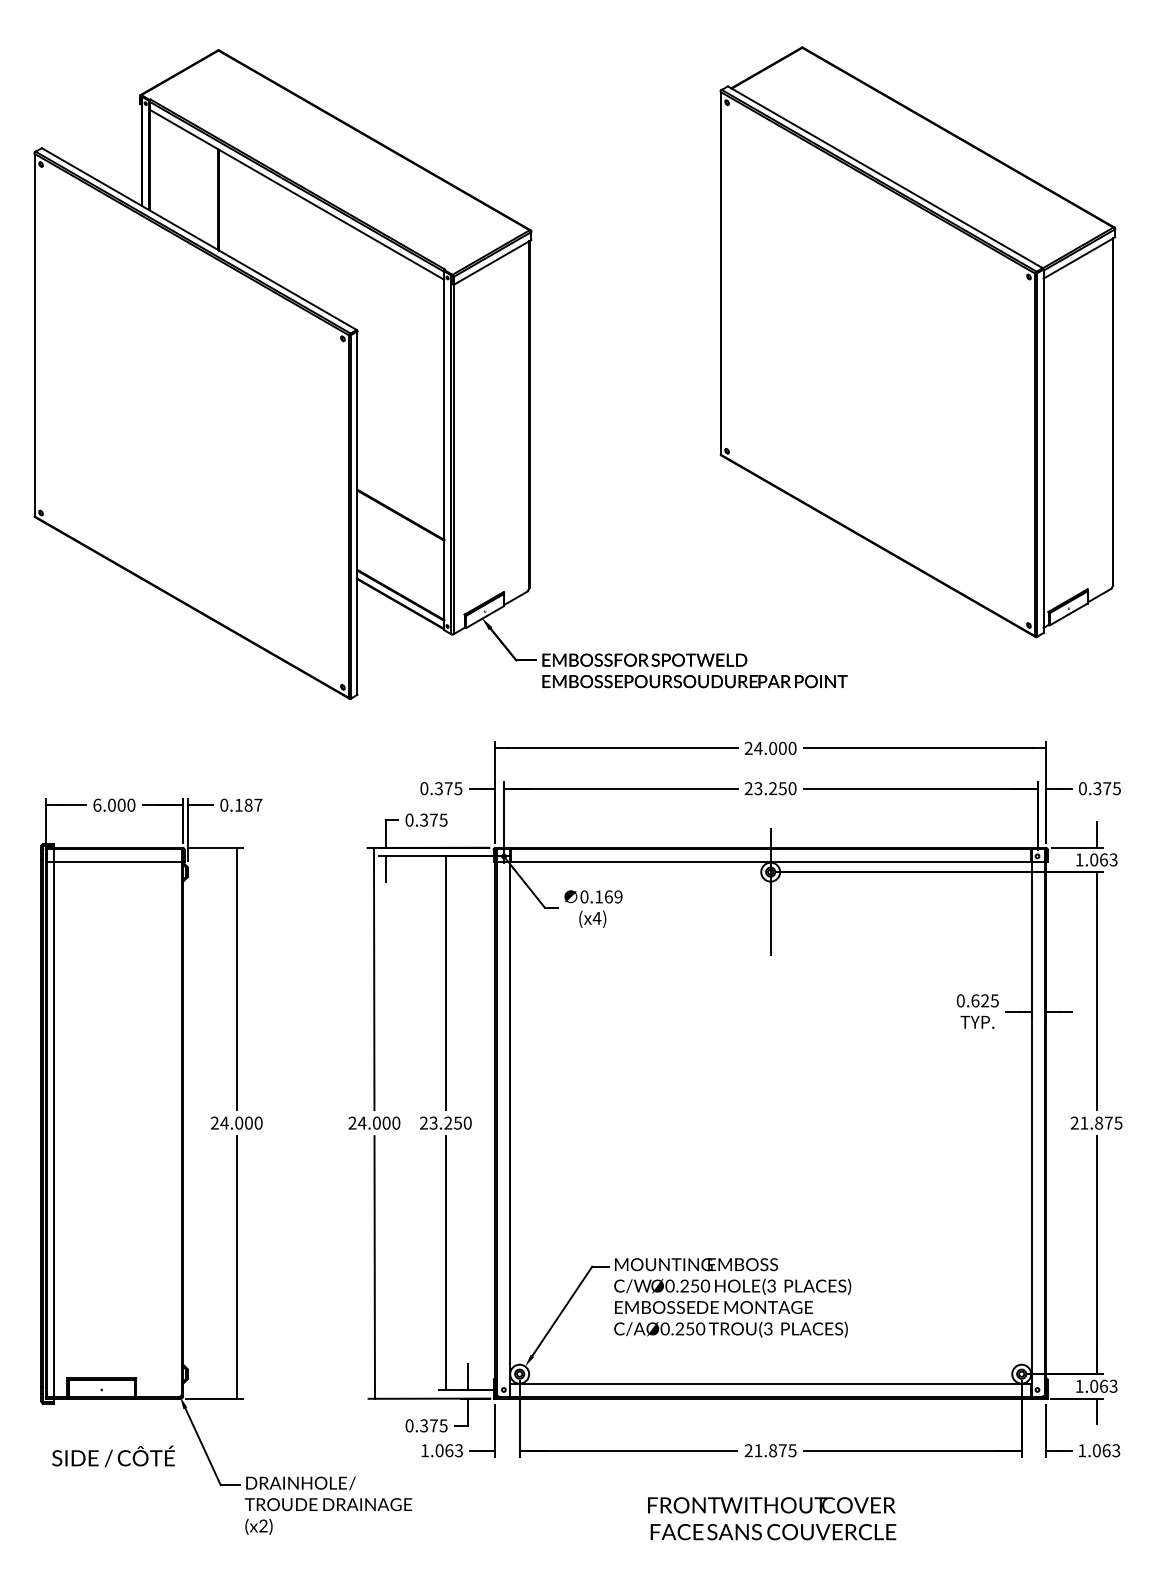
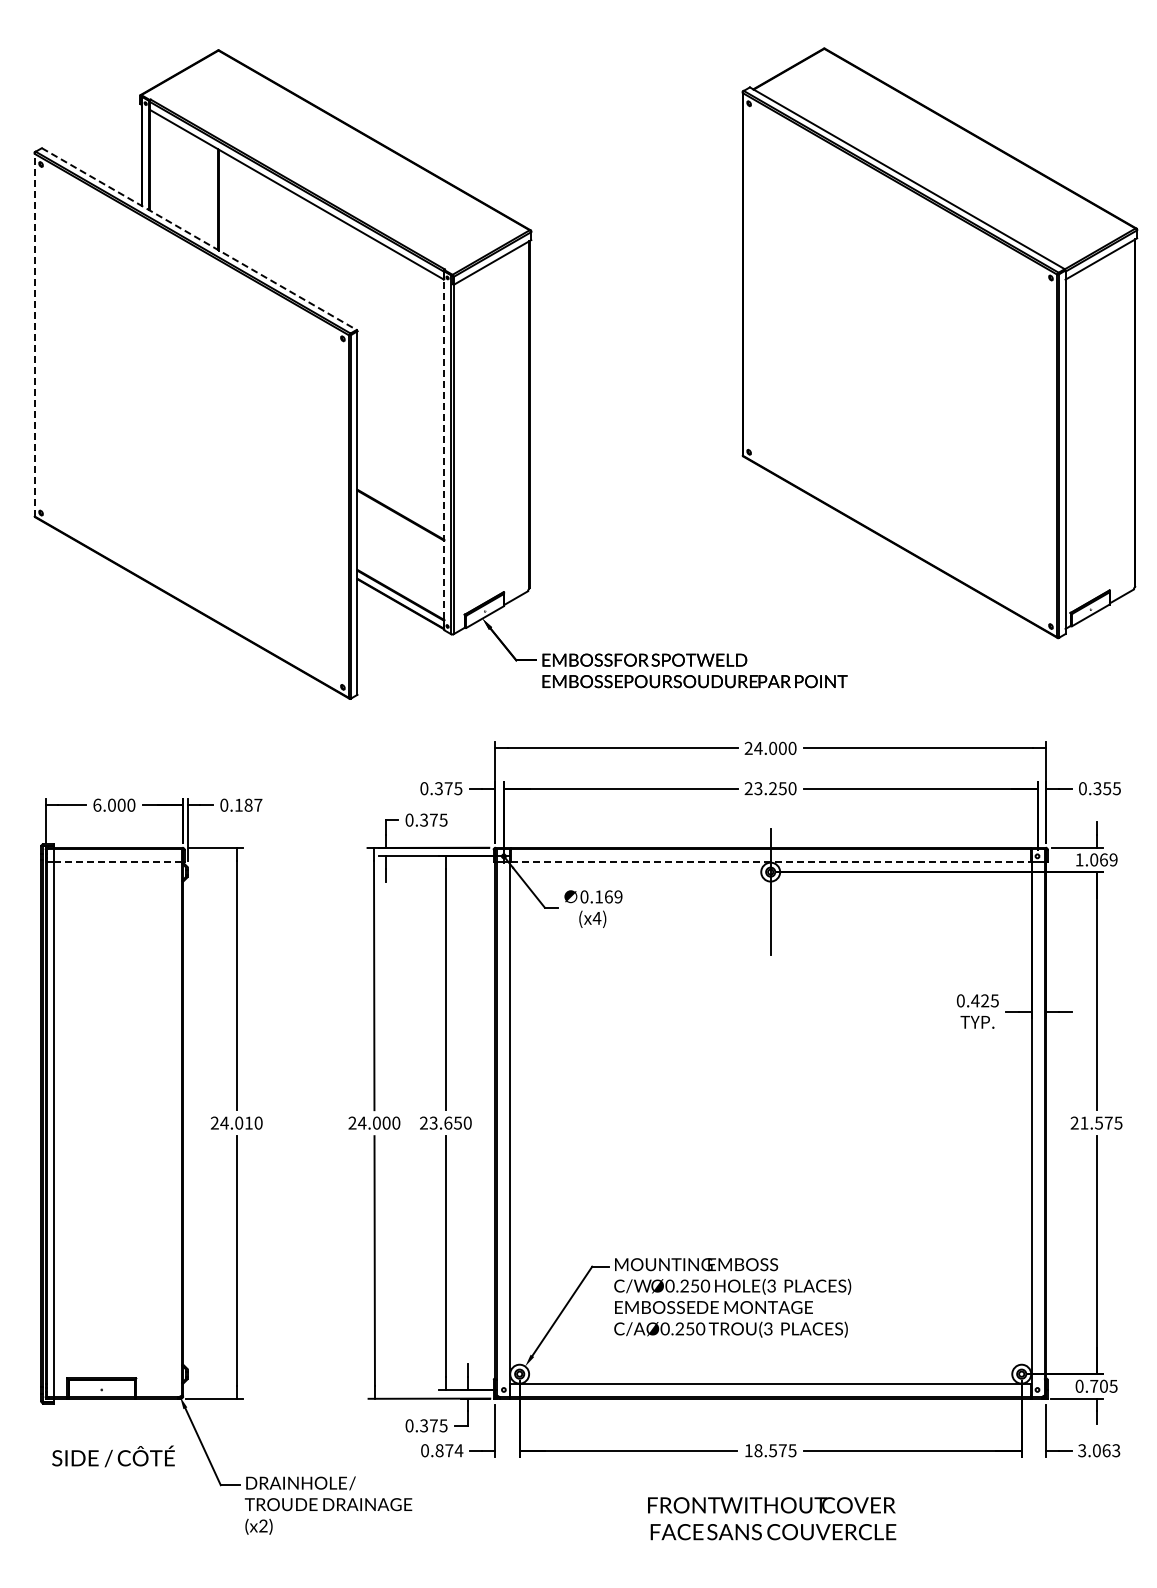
line: solid -> dashed (199, 239)
line: solid -> dashed (34, 334)
part position: (917, 342) -> (939, 343) (939, 343)
line: solid -> dashed (444, 451)
text: 0.375 -> 0.355 (1107, 788)
text: 1.063 -> 1.069 (1113, 859)
line: solid -> dashed (118, 862)
line: solid -> dashed (770, 862)
text: 0.625 -> 0.425 (975, 1000)
text: 24.000 -> 24.010 (248, 1122)
text: 23.250 -> 23.650 (448, 1122)
text: 21.875 -> 21.575 (1099, 1122)
text: 1.063 -> 0.705 (1096, 1385)
text: 1.063 -> 0.874 (442, 1450)
text: 21.875 -> 18.575 (760, 1450)
text: 1.063 -> 3.063 (1082, 1450)
